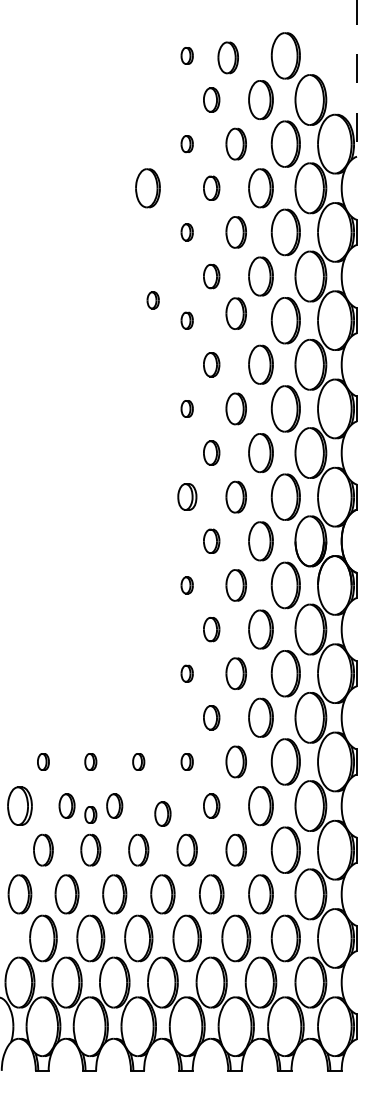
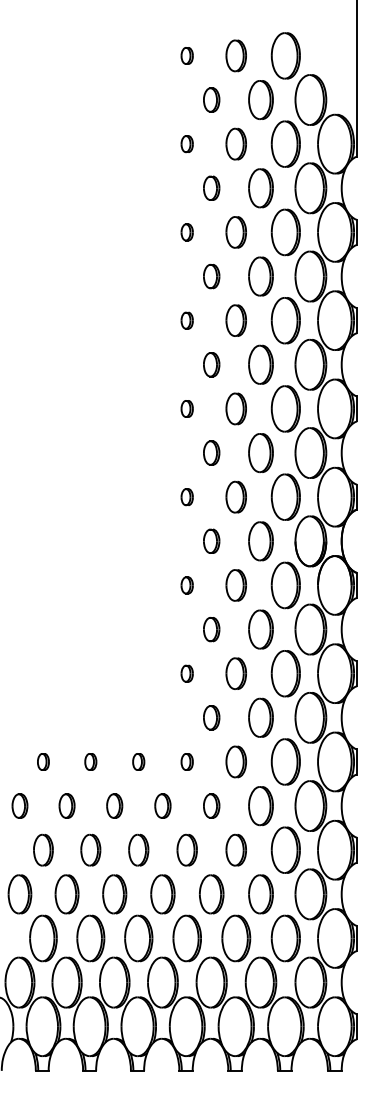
part position: (227, 57) -> (235, 55) (235, 55)
line: dashed -> solid (357, 78)
part: present -> none (147, 188)
part: present -> none (152, 300)
part position: (235, 313) -> (235, 320) (235, 320)
part size: 21x28 px -> 14x19 px (186, 497)
part size: 26x40 px -> 18x26 px (19, 805)
part position: (162, 813) -> (162, 805) (162, 805)
part: present -> none (90, 814)
